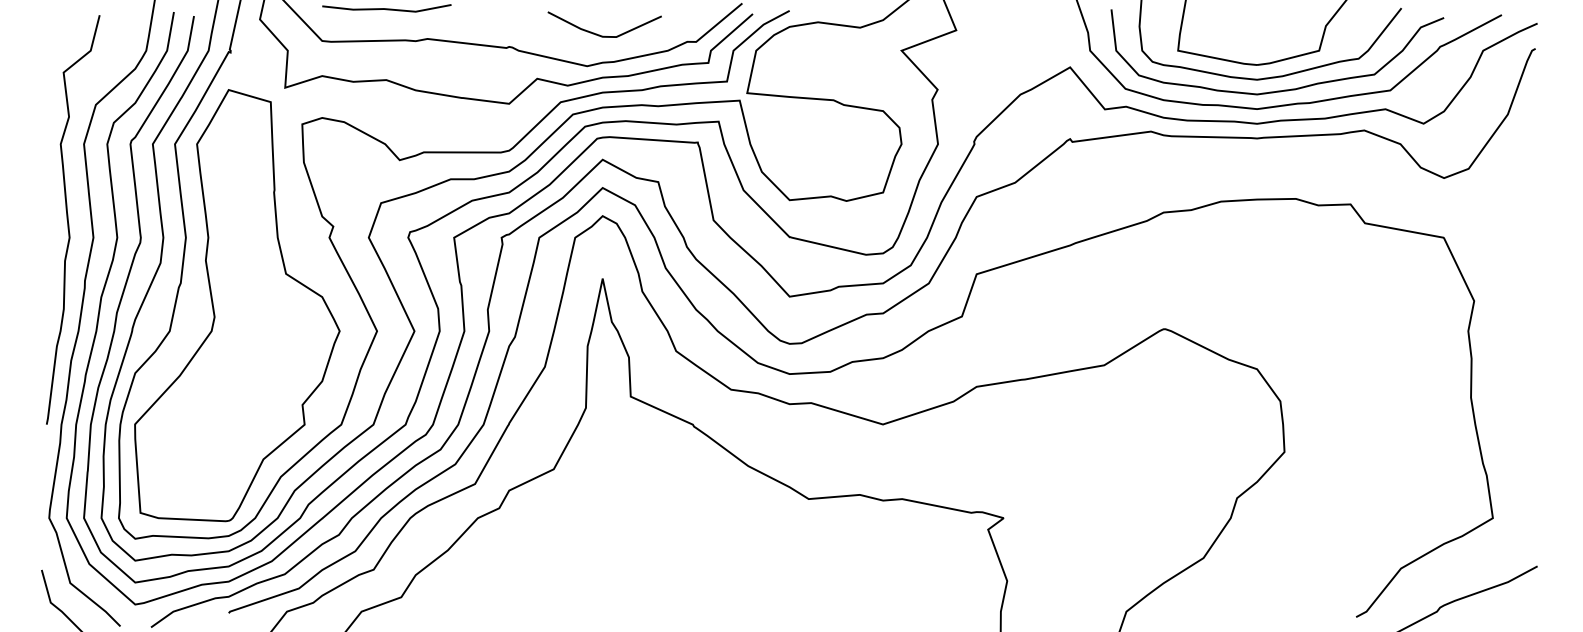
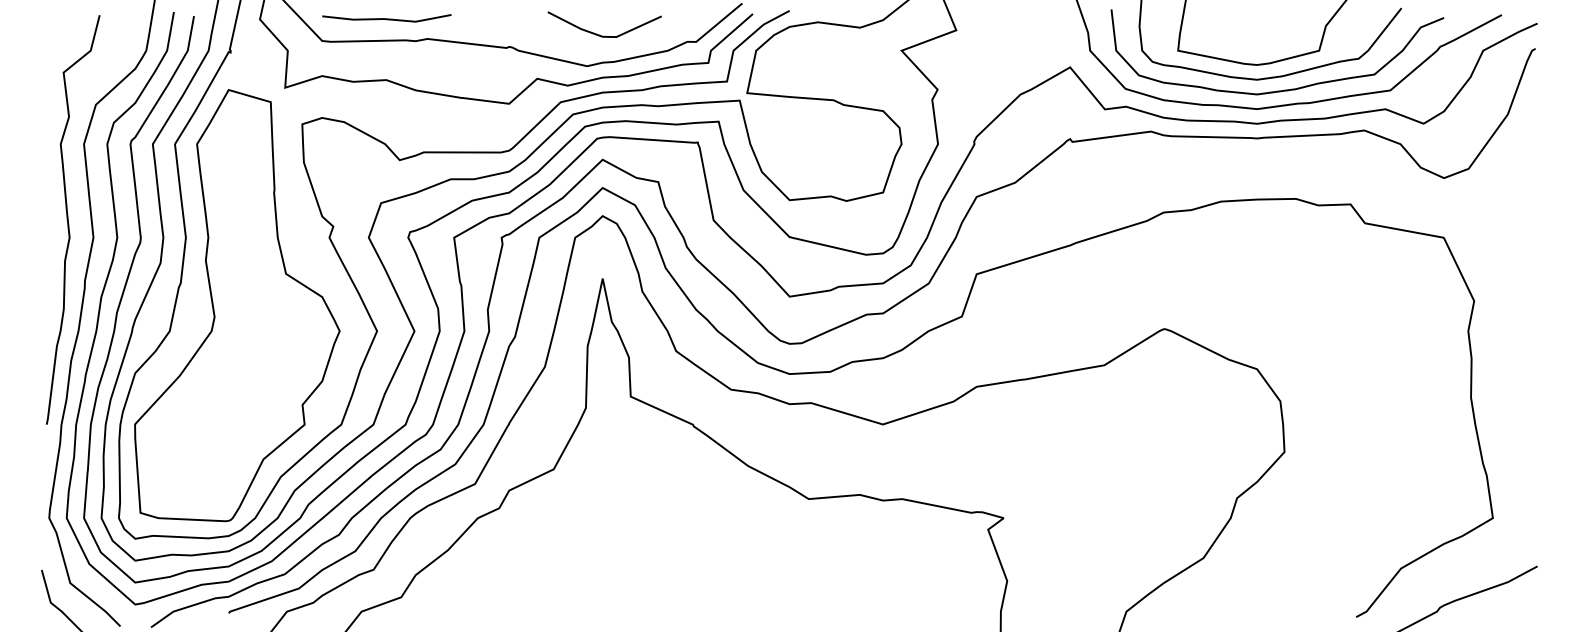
line position: (386, 8) -> (386, 18) (386, 18)
